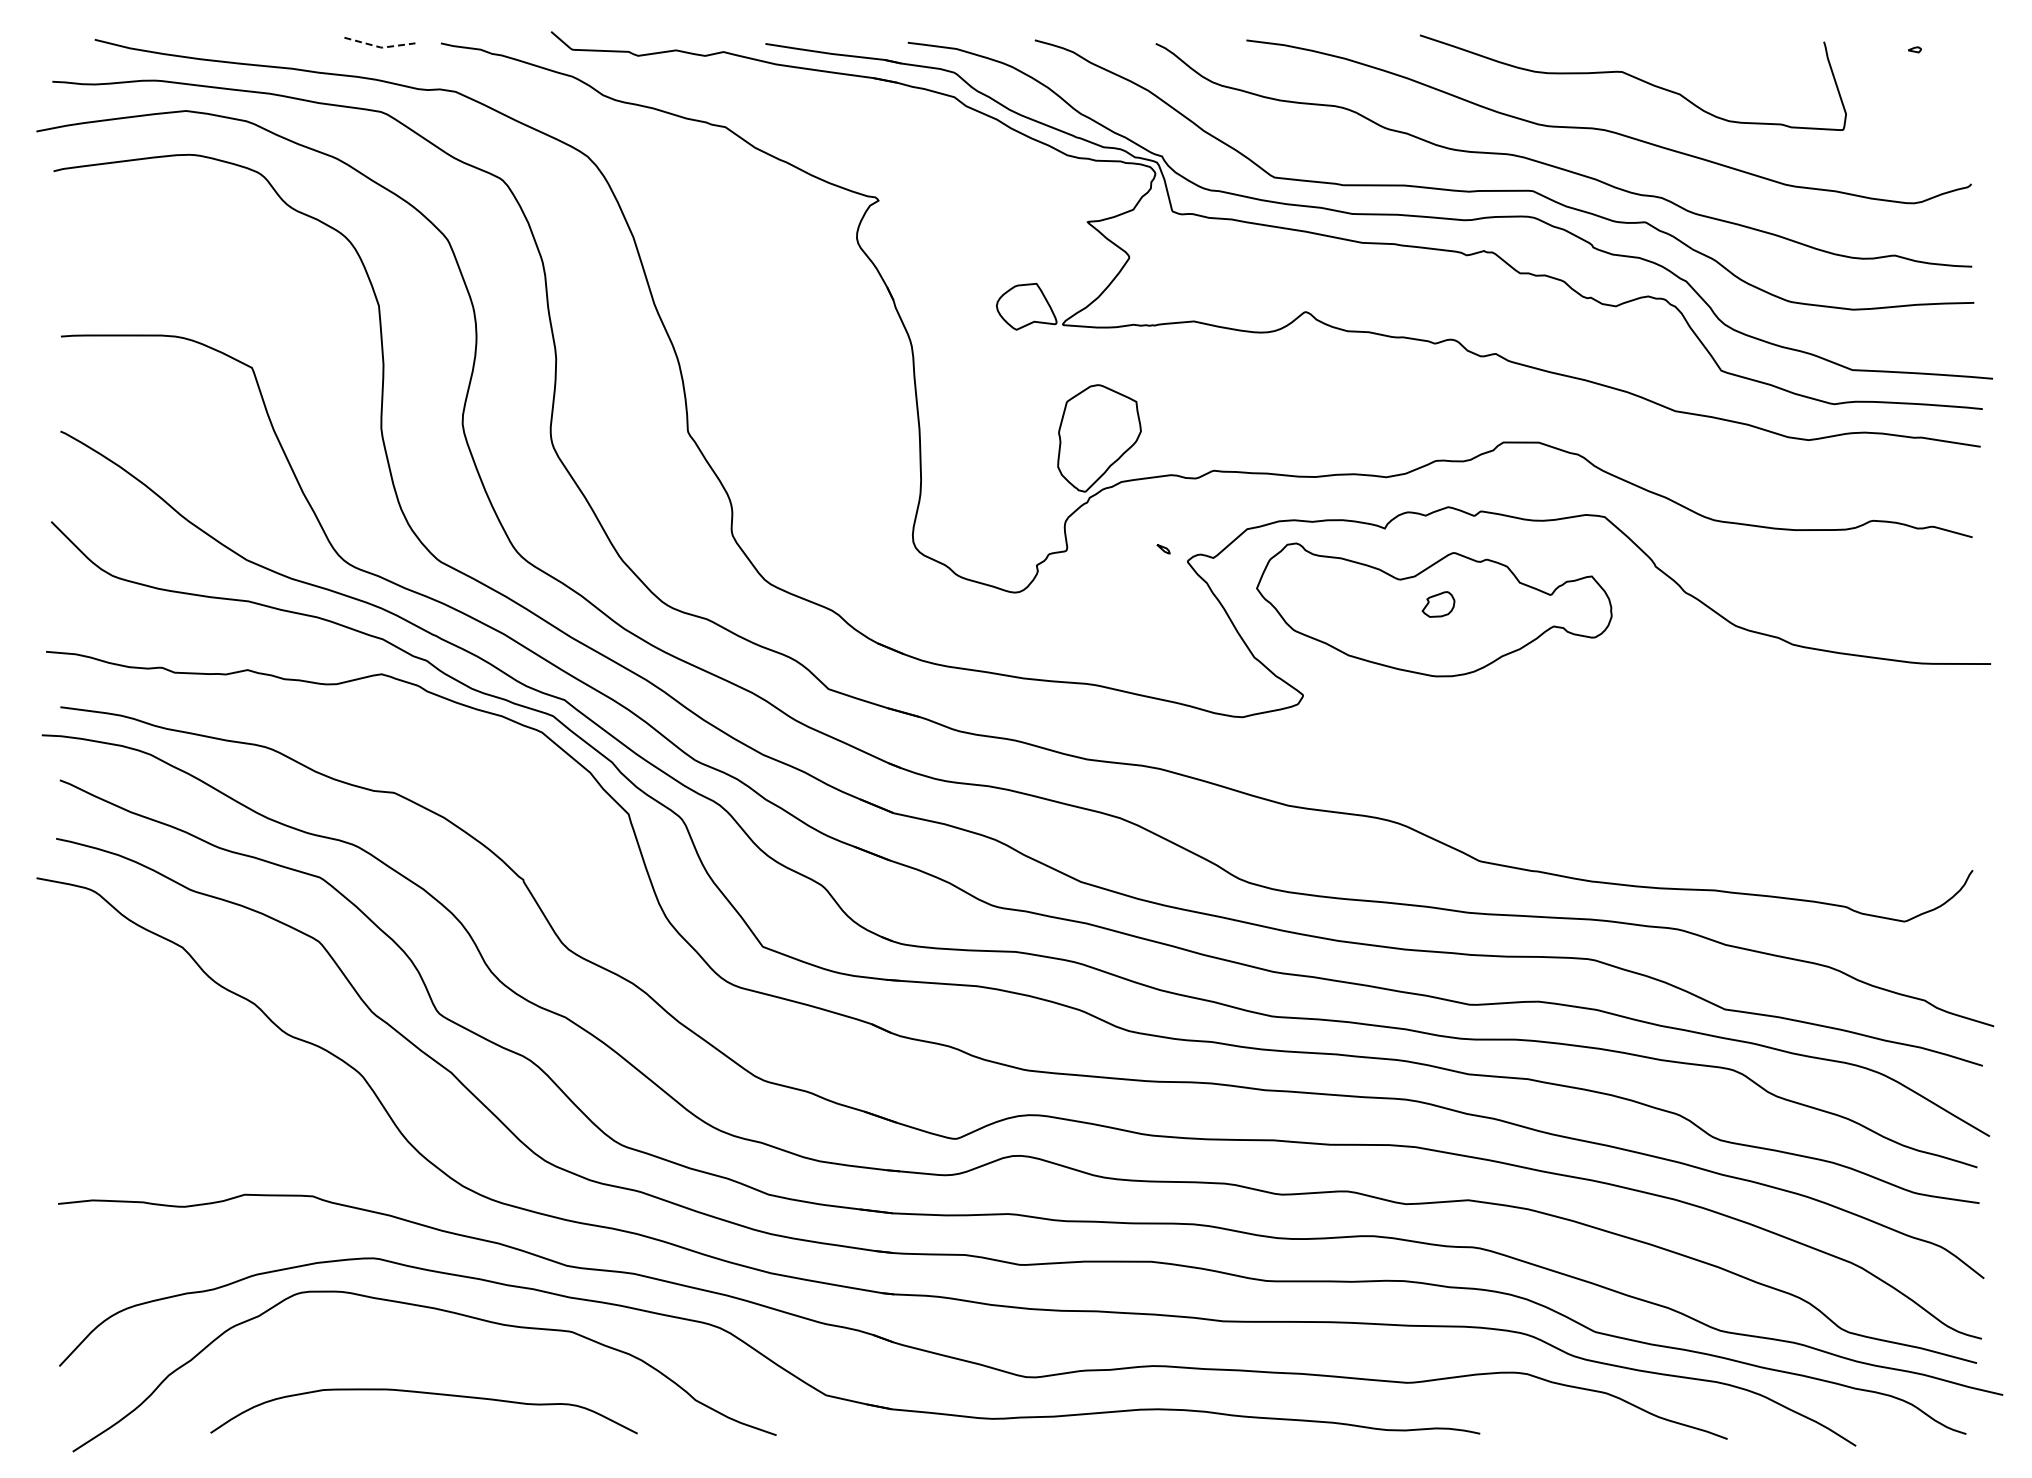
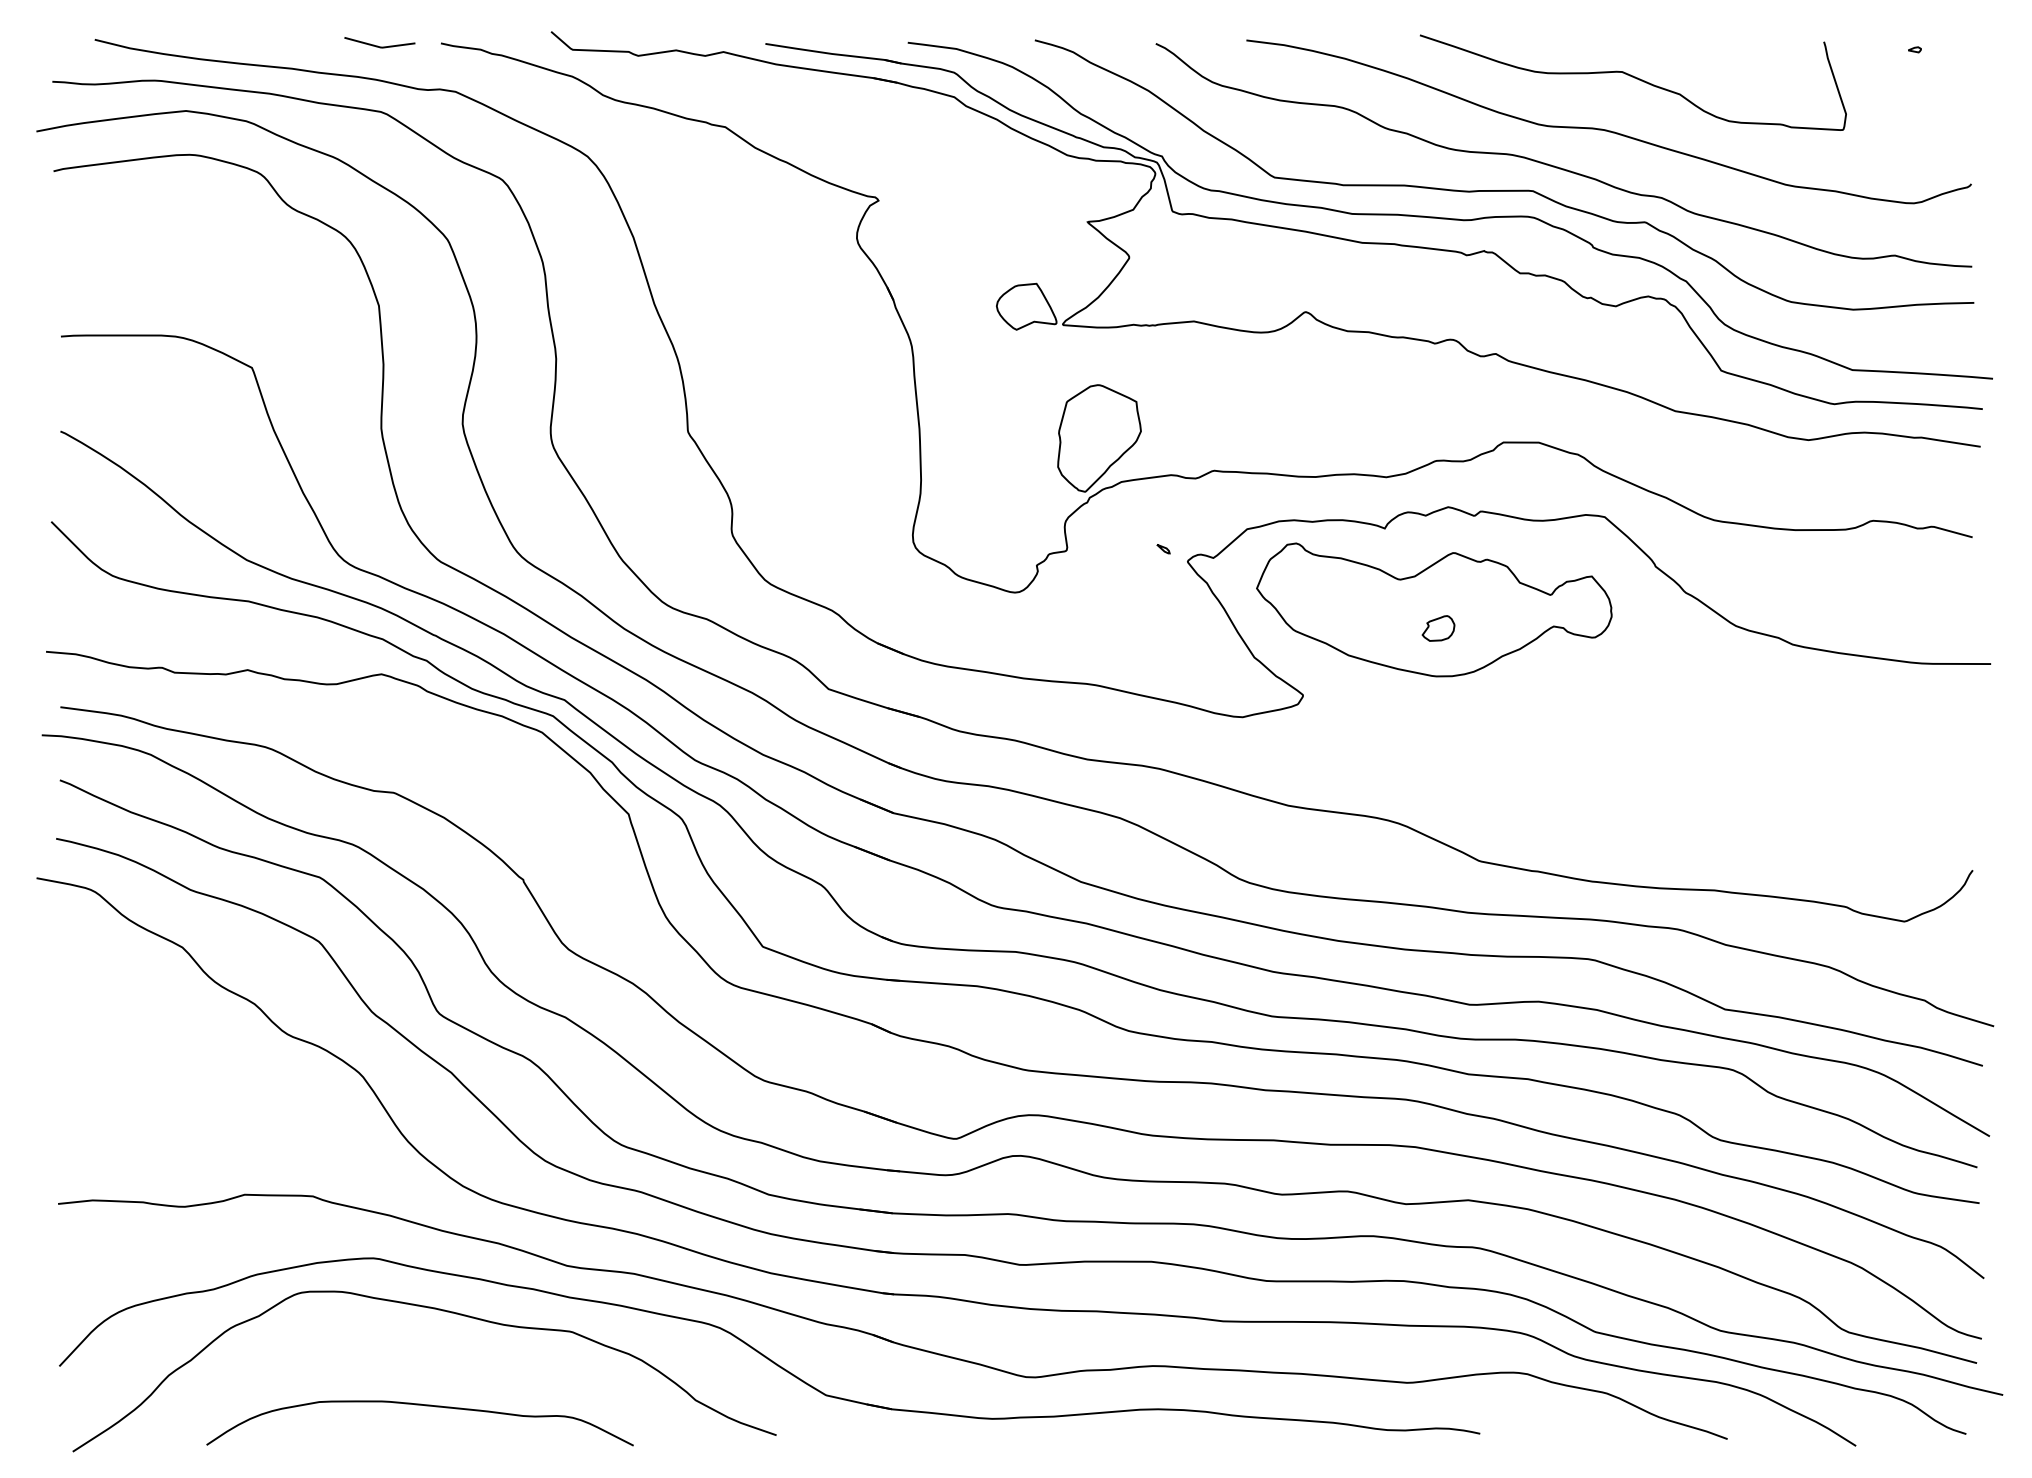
line: dashed -> solid (380, 47)
part position: (1438, 604) -> (1438, 628) (1438, 628)
curve position: (423, 1393) -> (419, 1405) (419, 1405)
